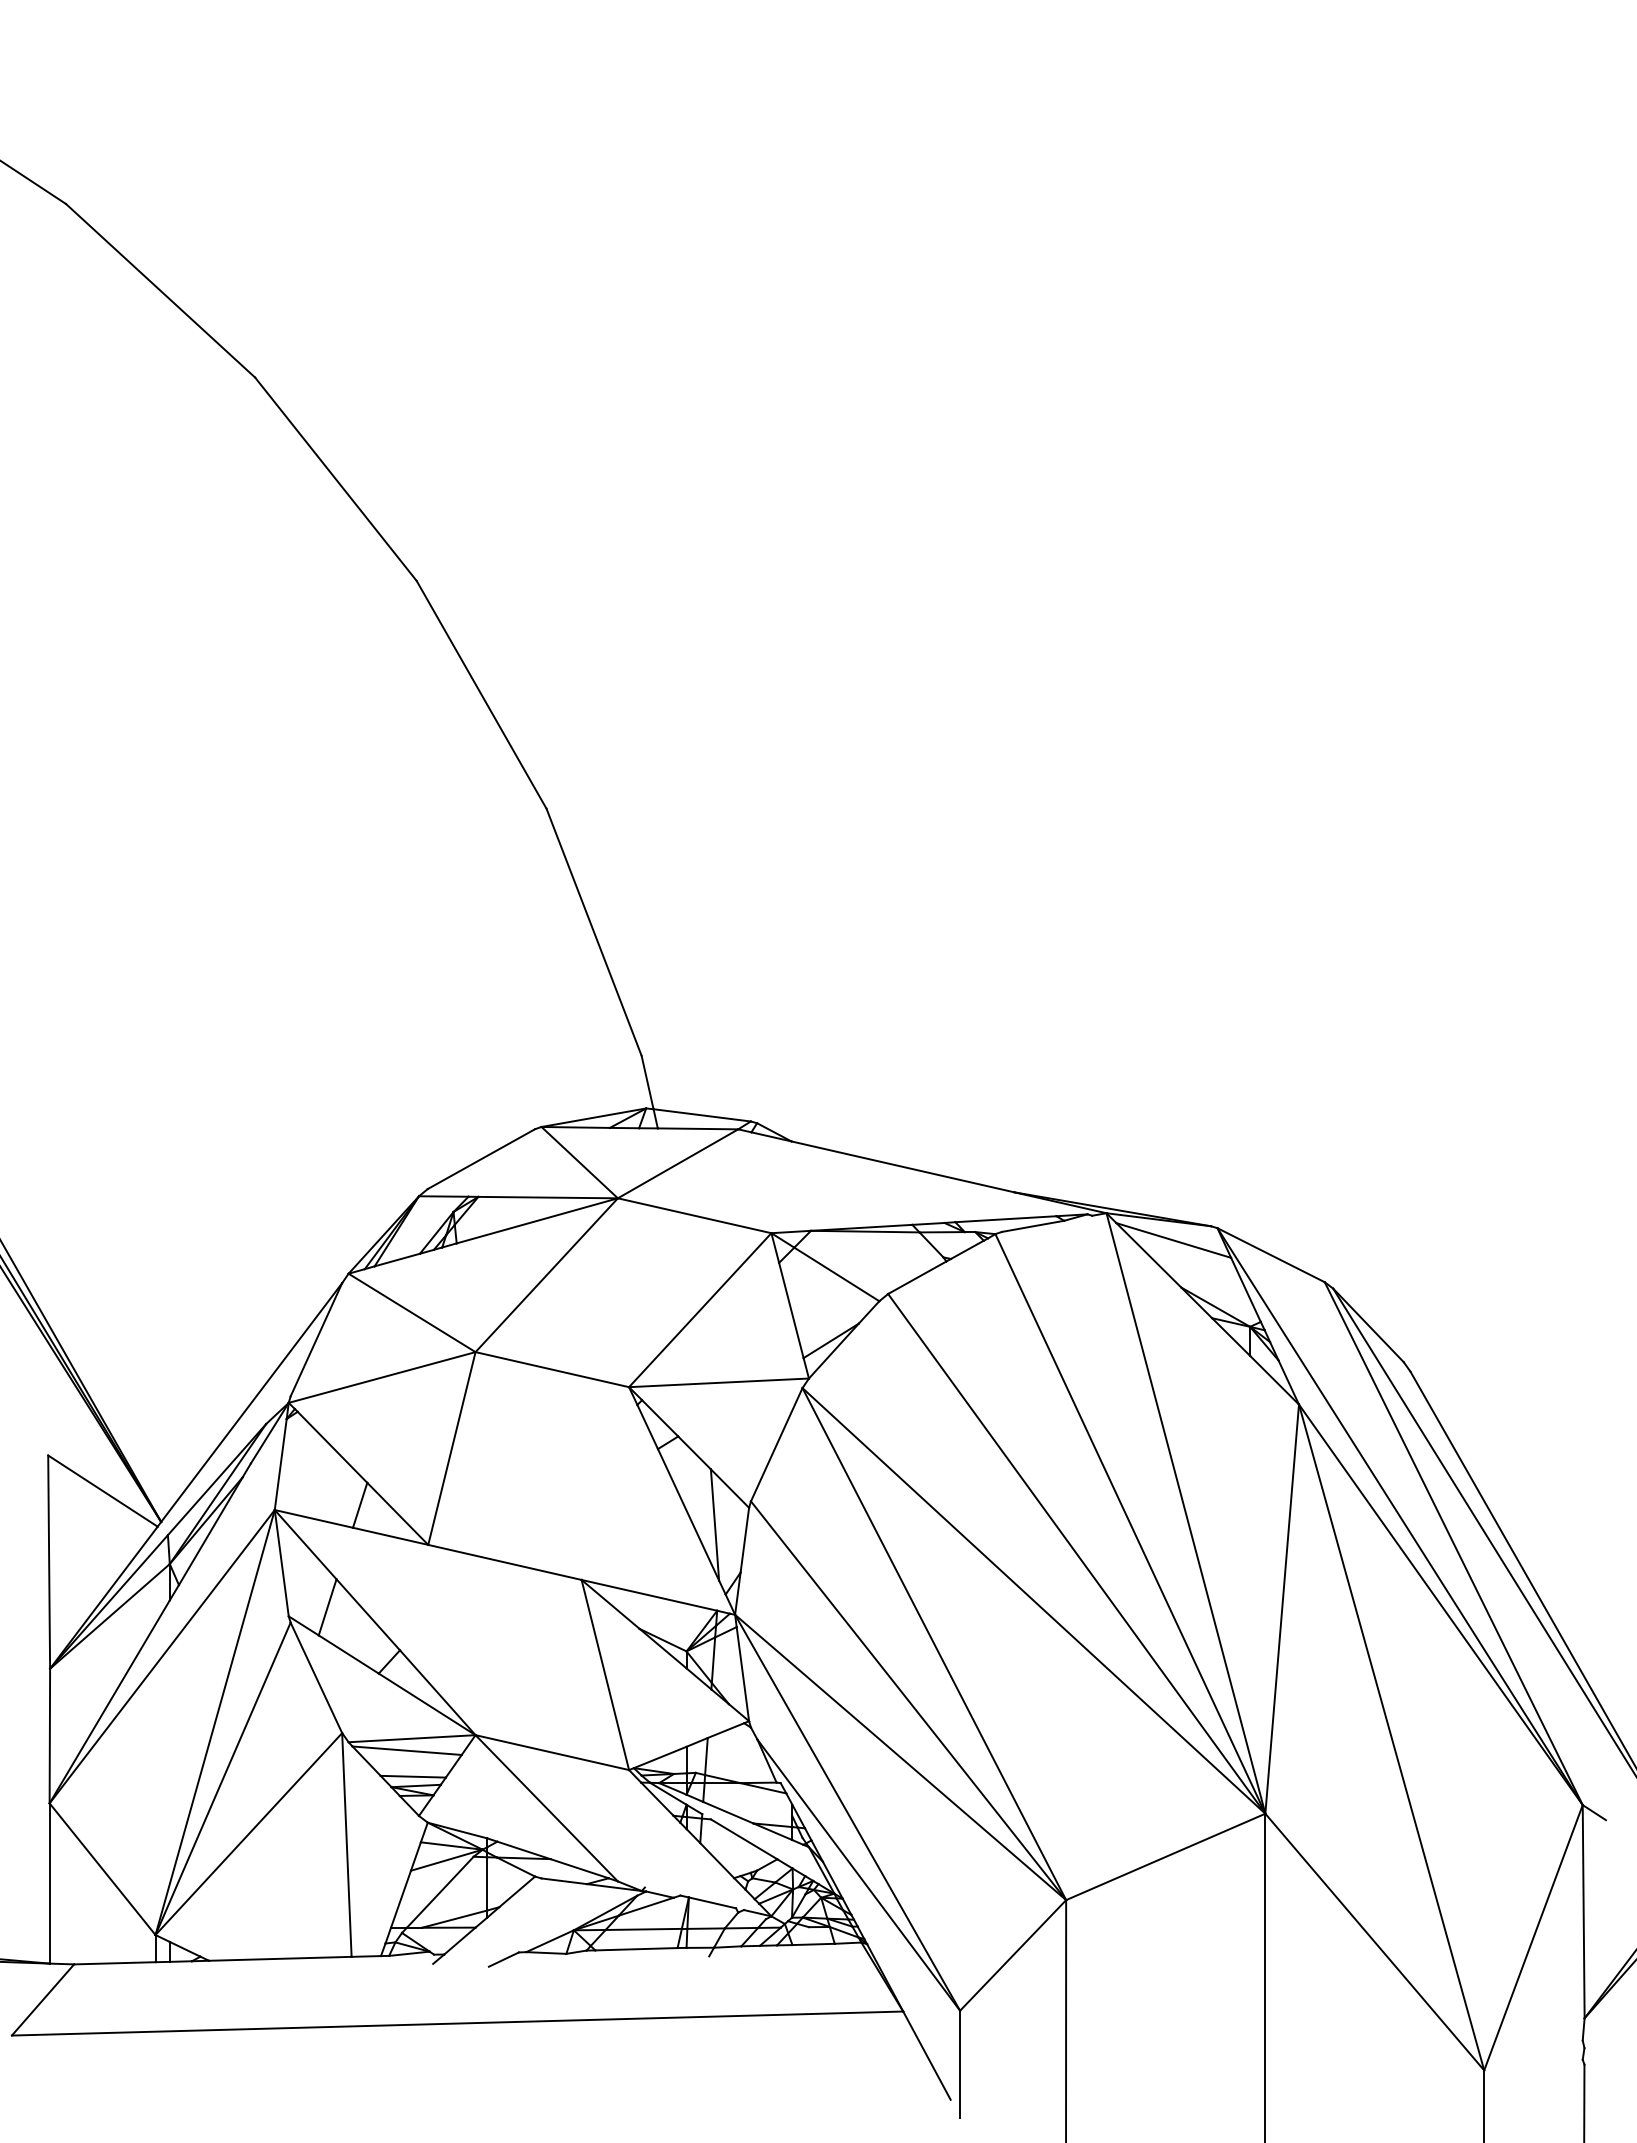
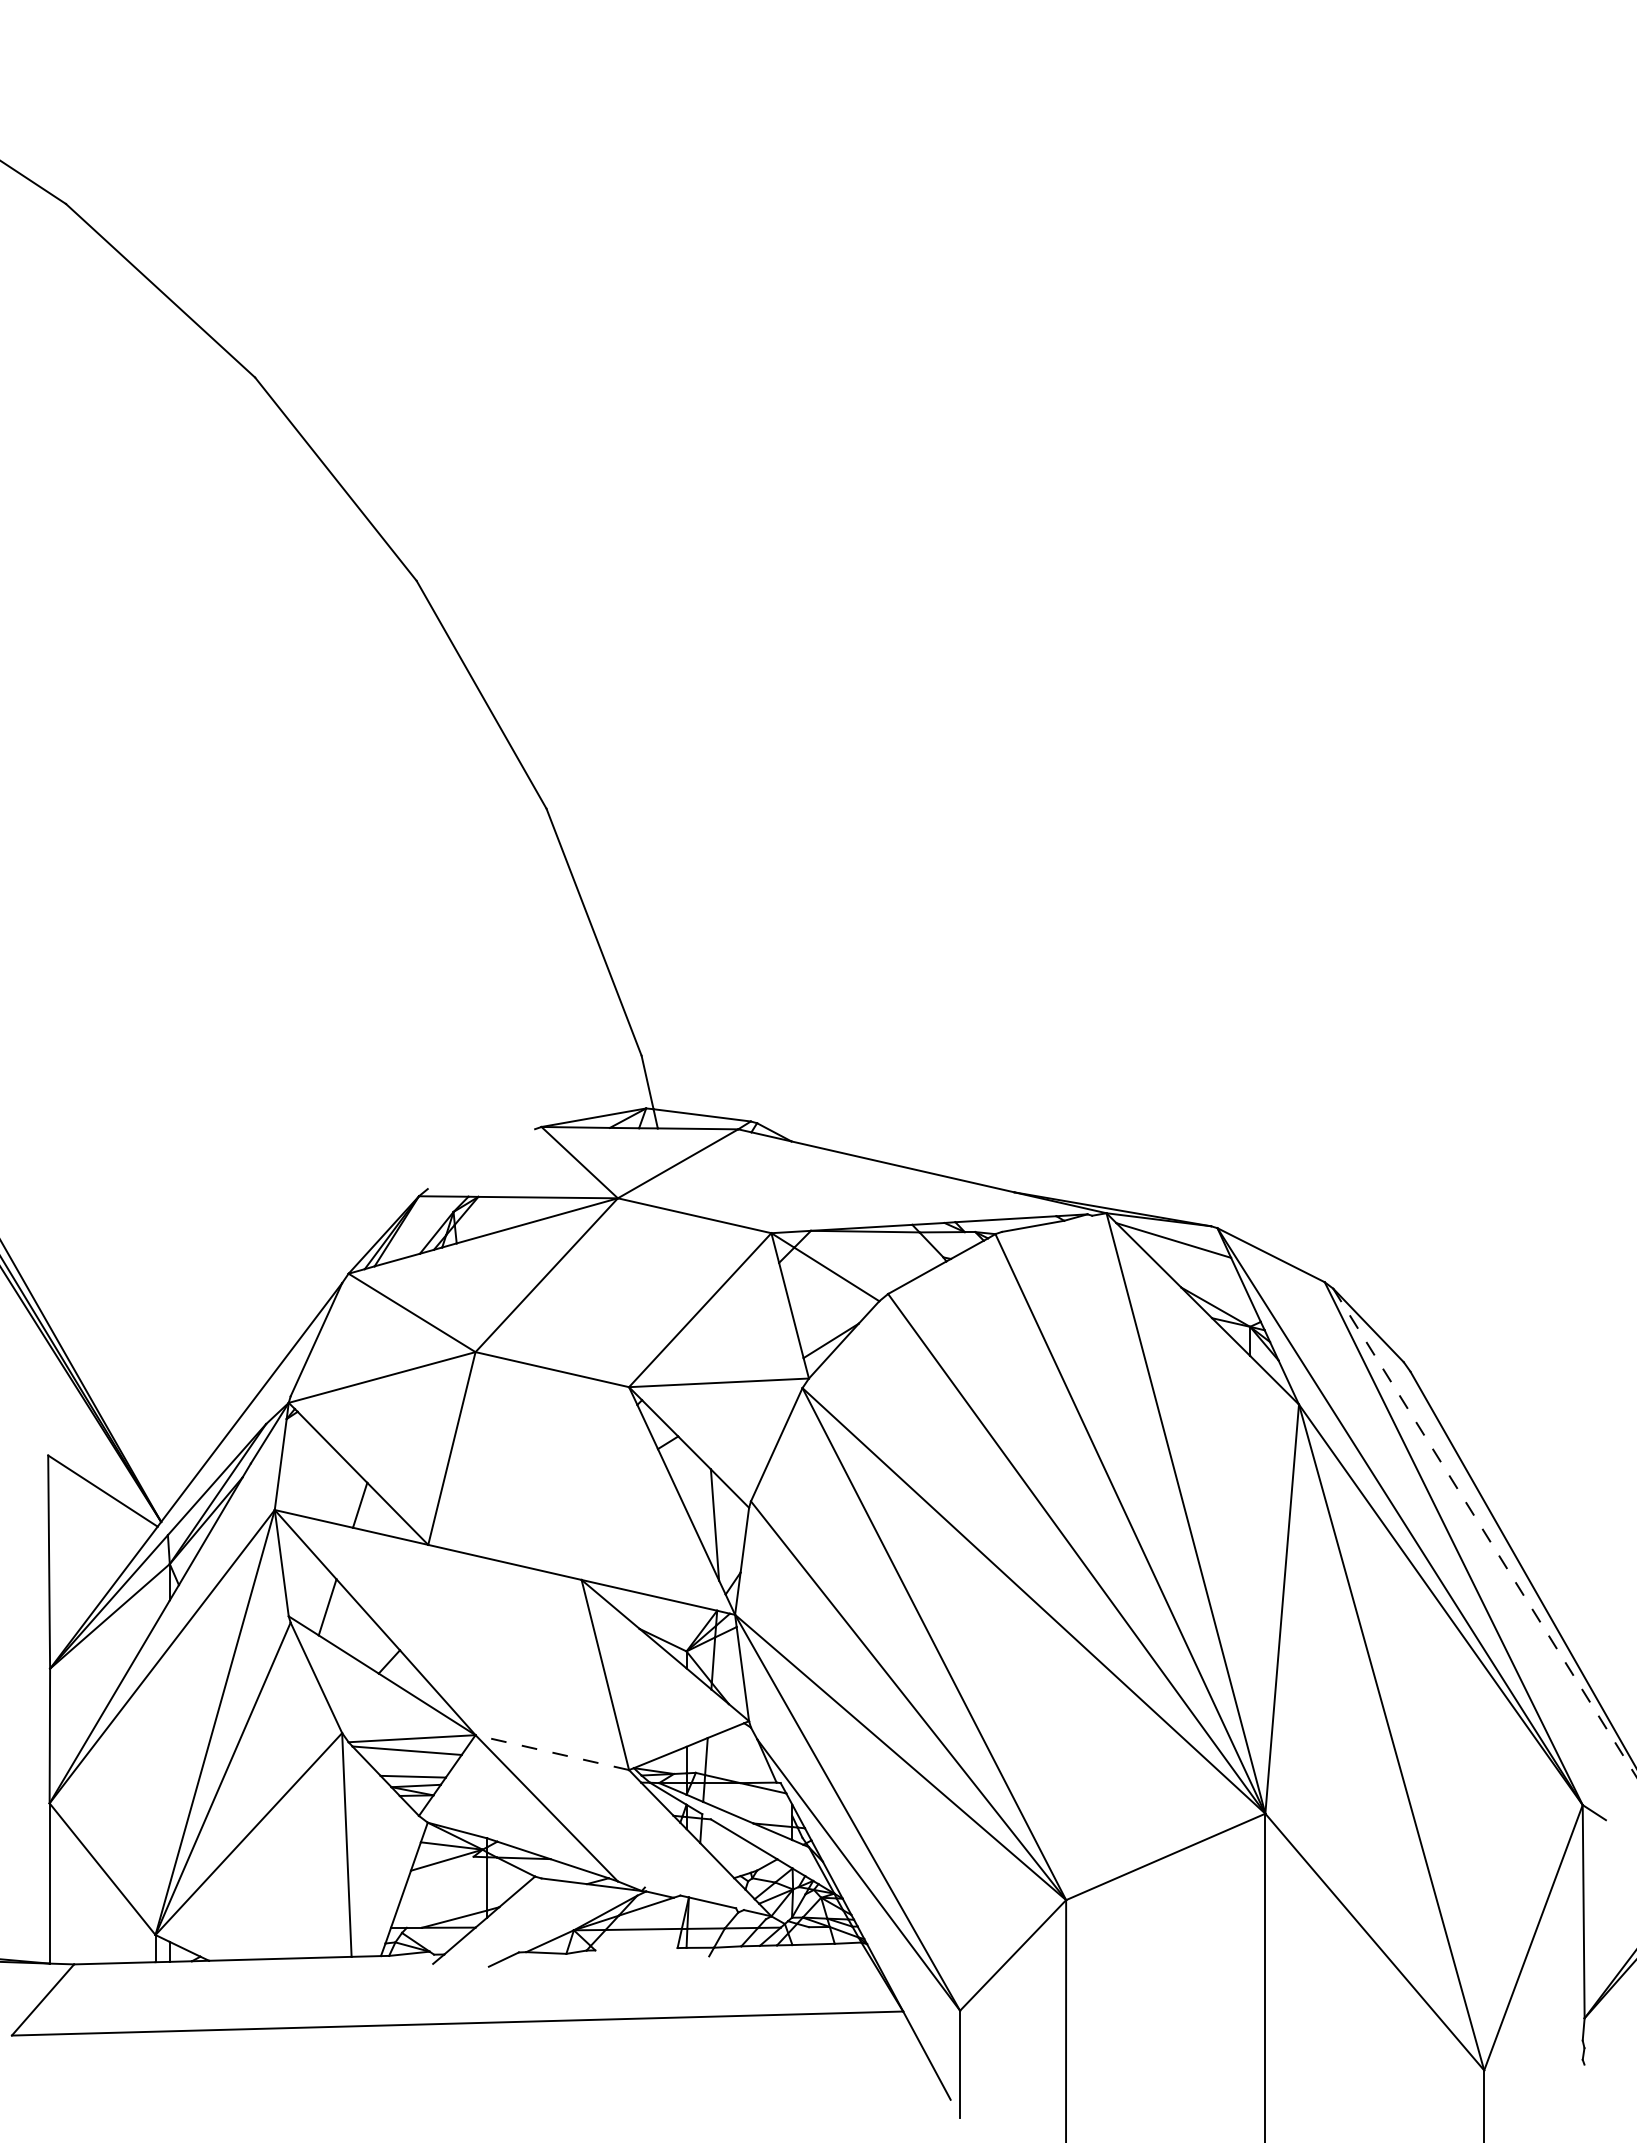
line: present -> none (481, 1159)
line: solid -> dashed (1485, 1533)
line: solid -> dashed (552, 1752)
line: present -> none (439, 1891)
line: present -> none (636, 1949)
line: present -> none (1584, 2101)
